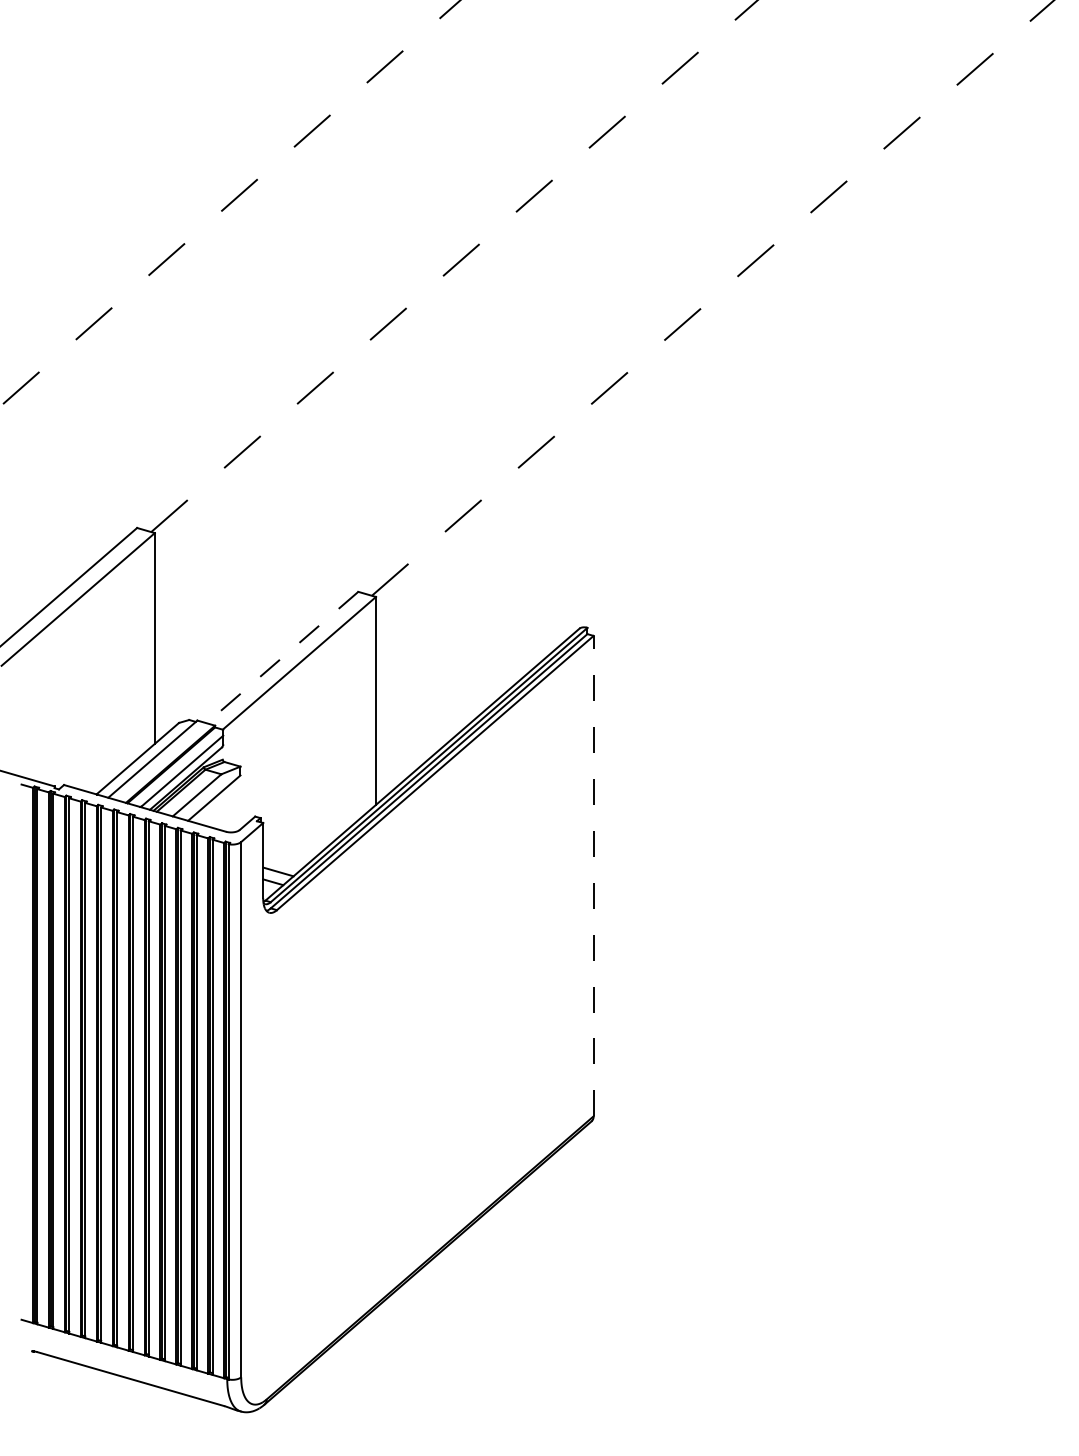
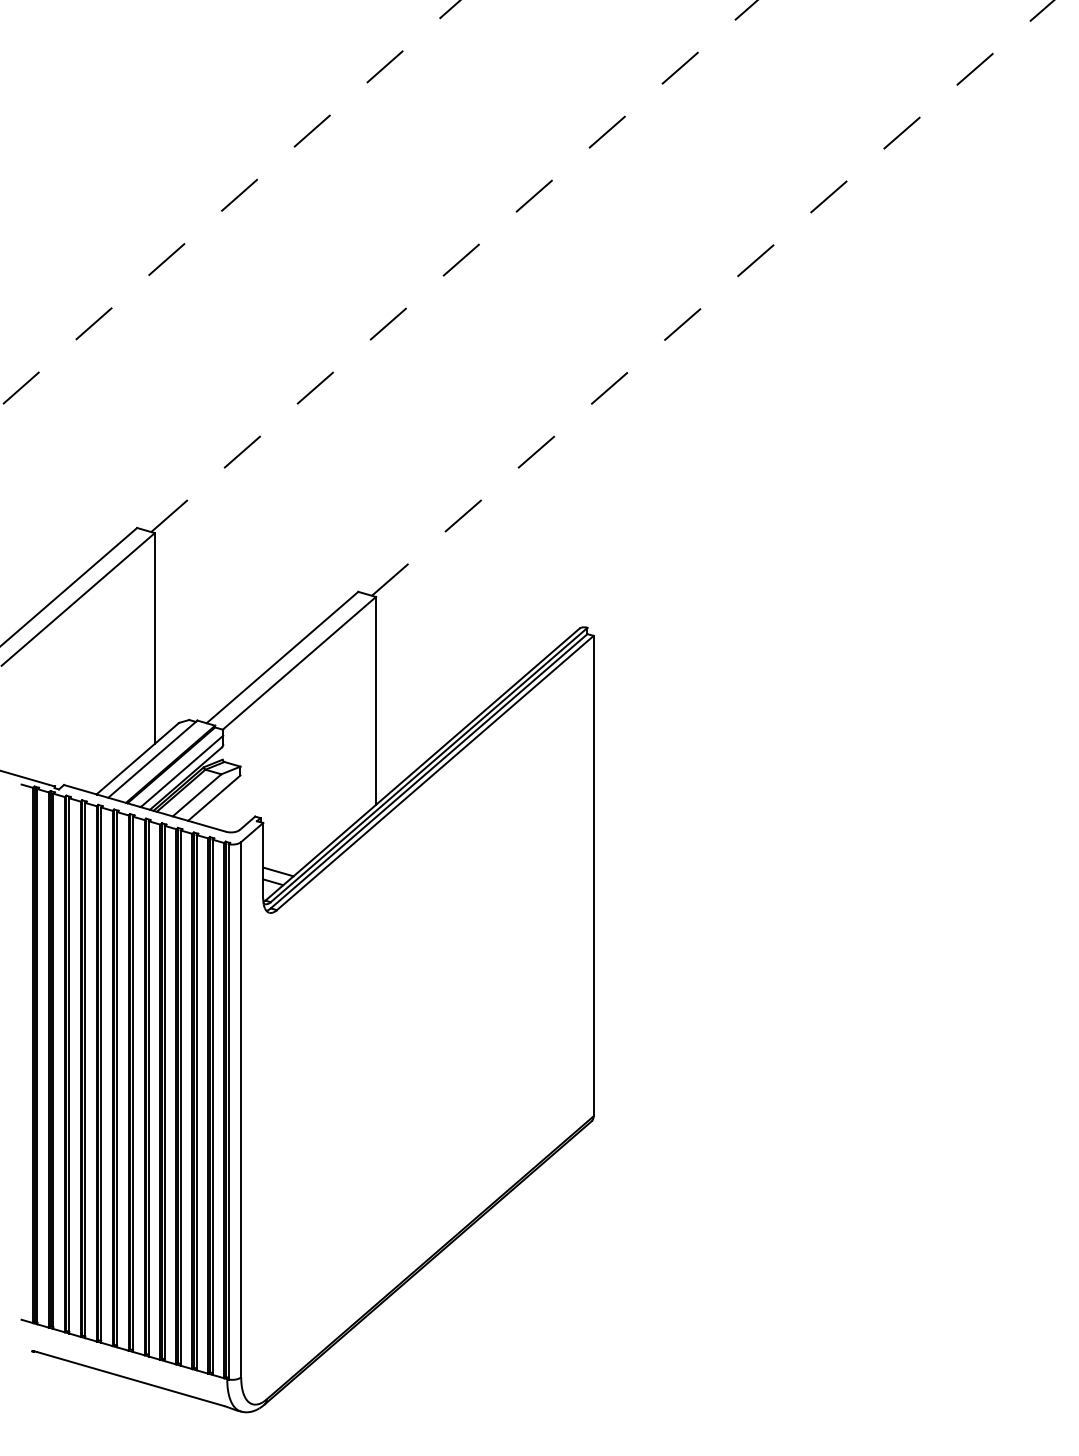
line: dashed -> solid (282, 657)
line: dashed -> solid (593, 875)
